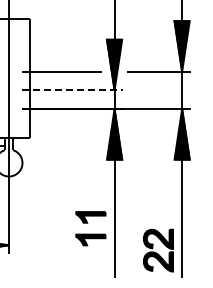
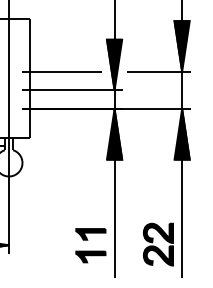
line: dashed -> solid (72, 90)
part position: (90, 228) -> (90, 245) (90, 245)
part position: (158, 250) -> (158, 244) (158, 244)
